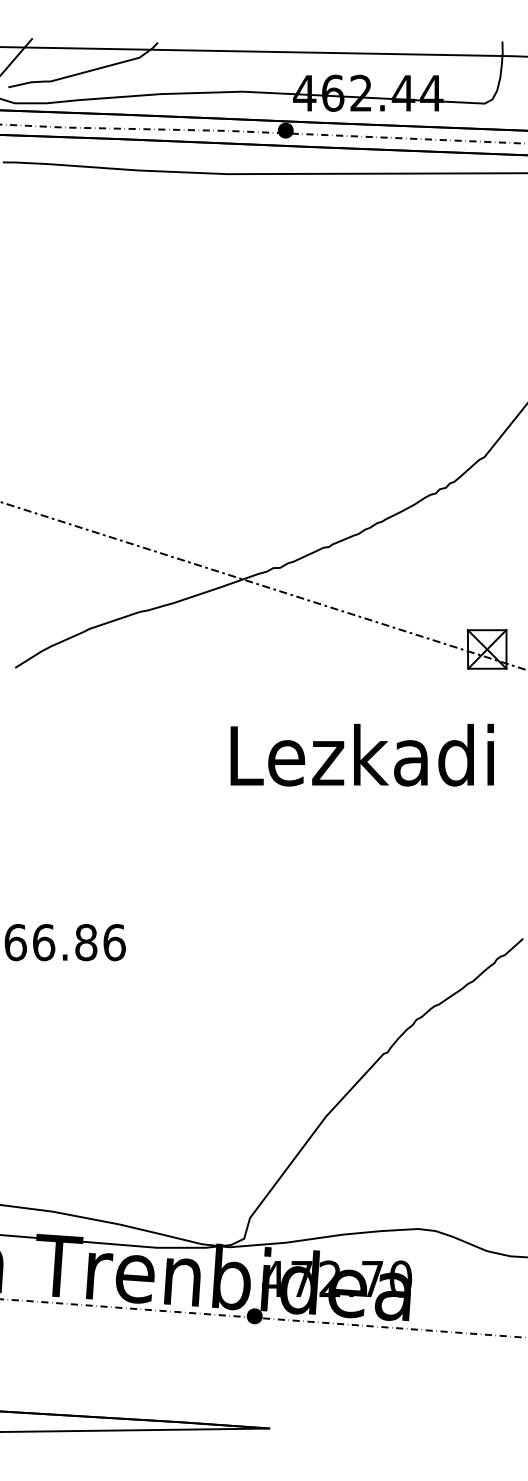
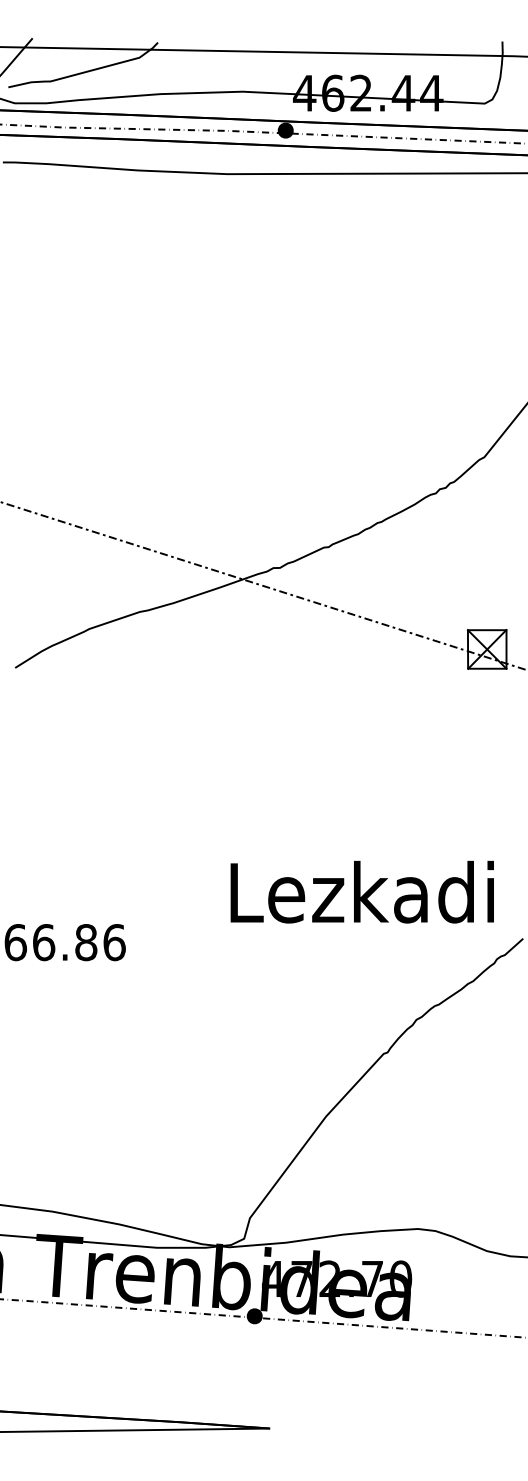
text position: (361, 755) -> (361, 892) (361, 892)
